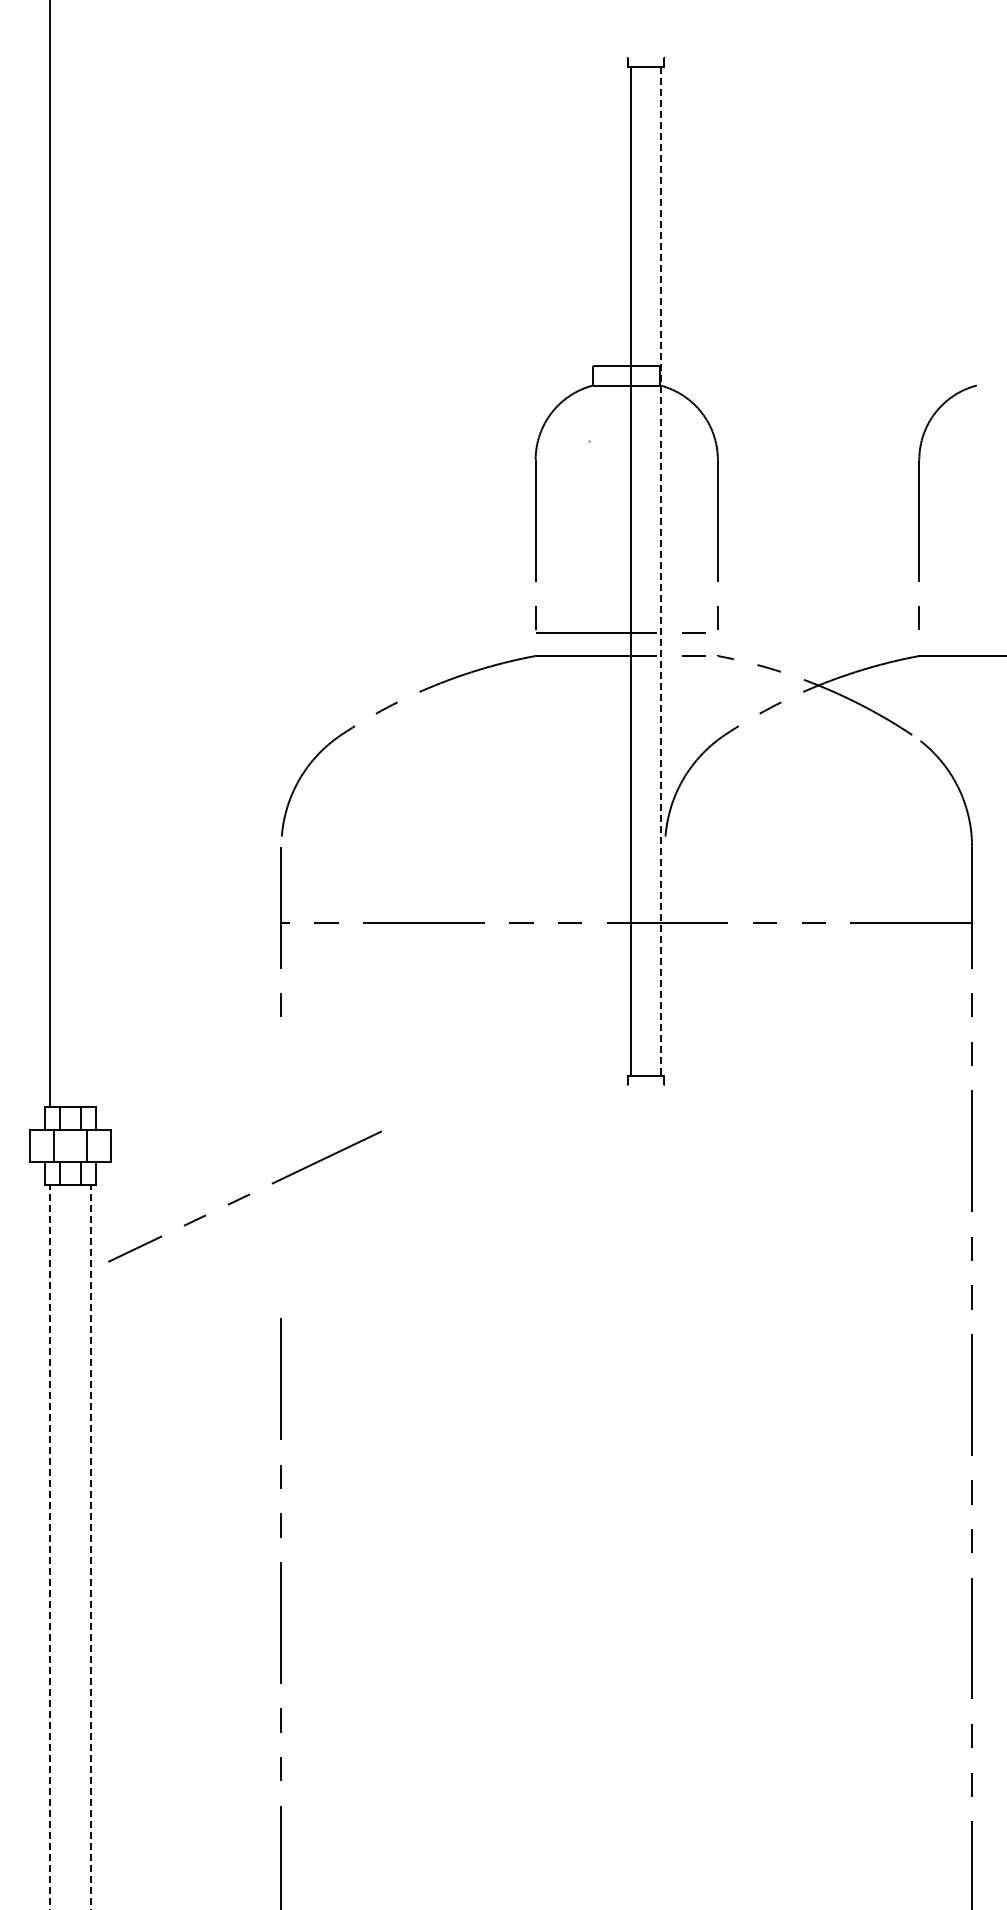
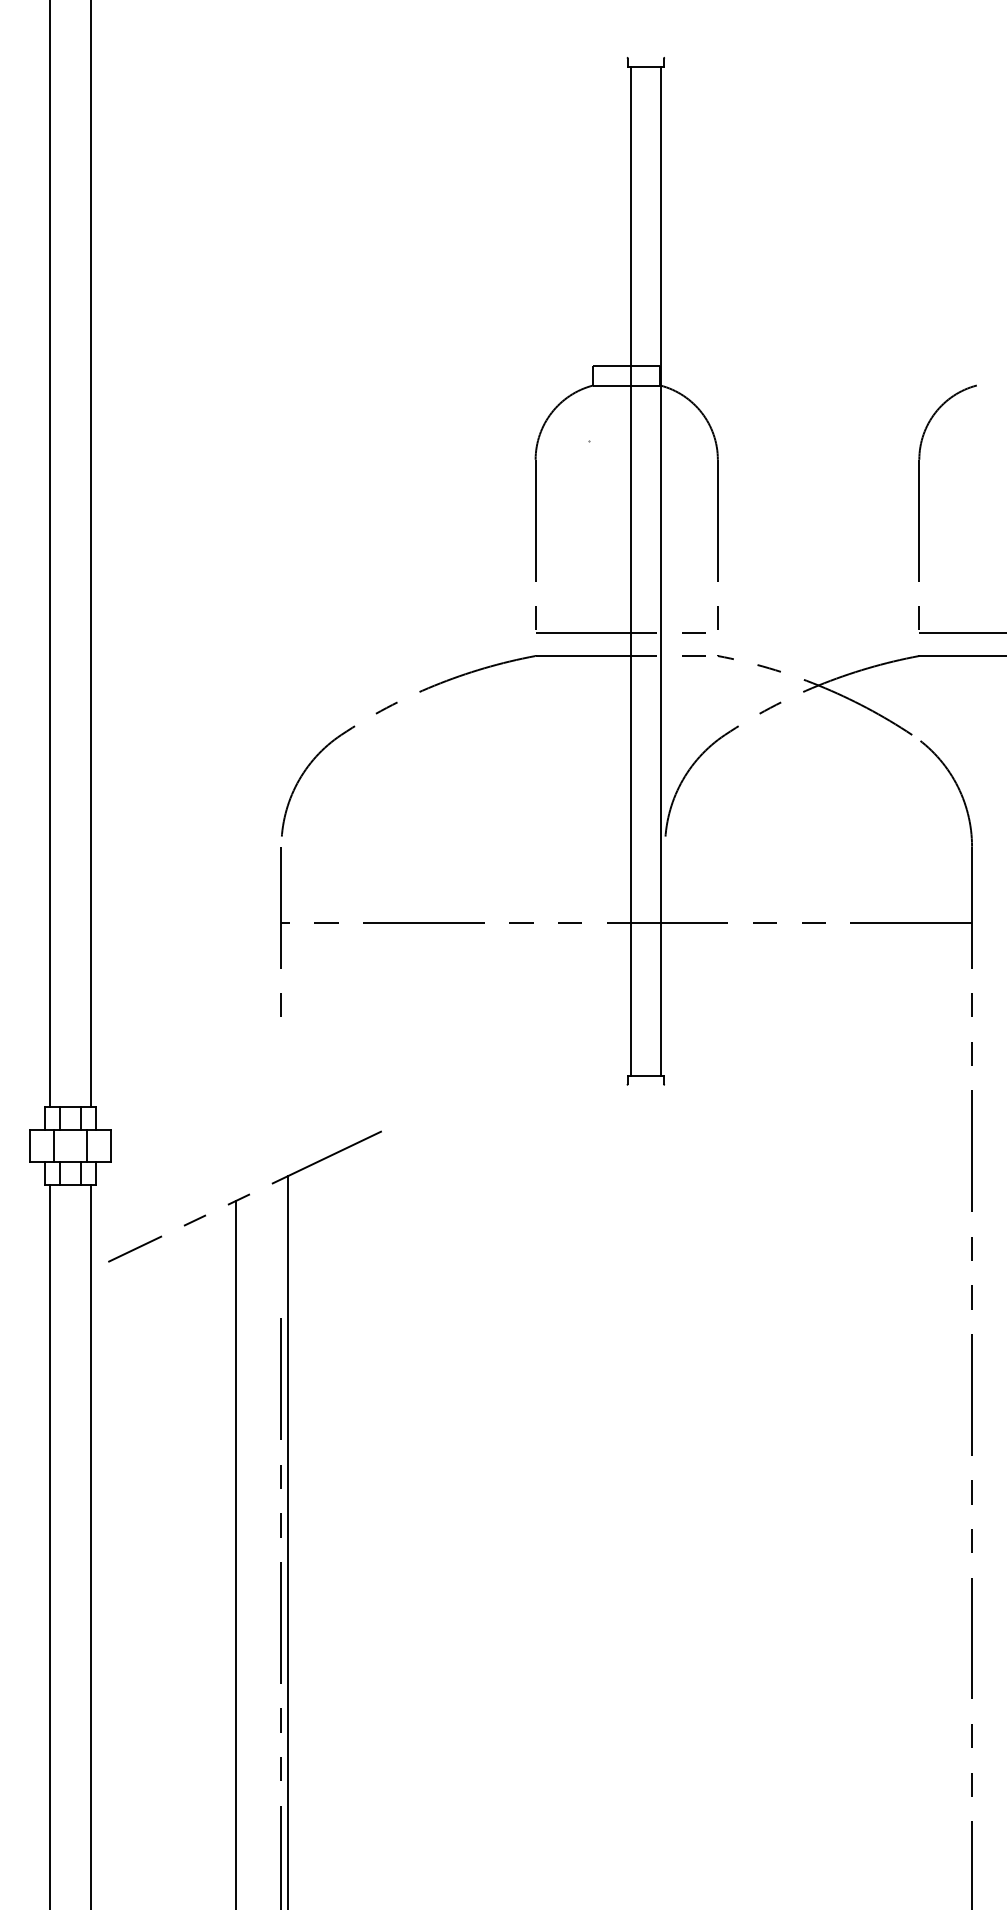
line: none -> present (91, 554)
line: dashed -> solid (660, 571)
line: none -> present (961, 632)
line: none -> present (288, 1540)
line: dashed -> solid (49, 1547)
line: dashed -> solid (91, 1547)
line: none -> present (236, 1553)
